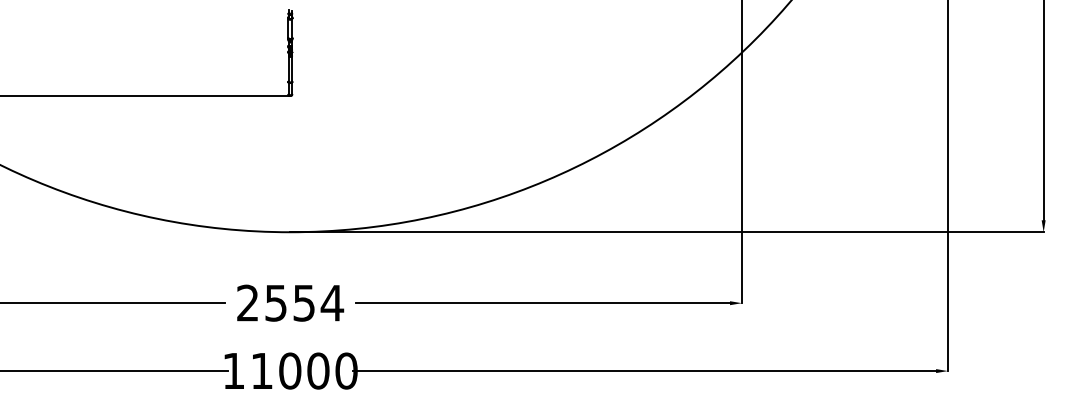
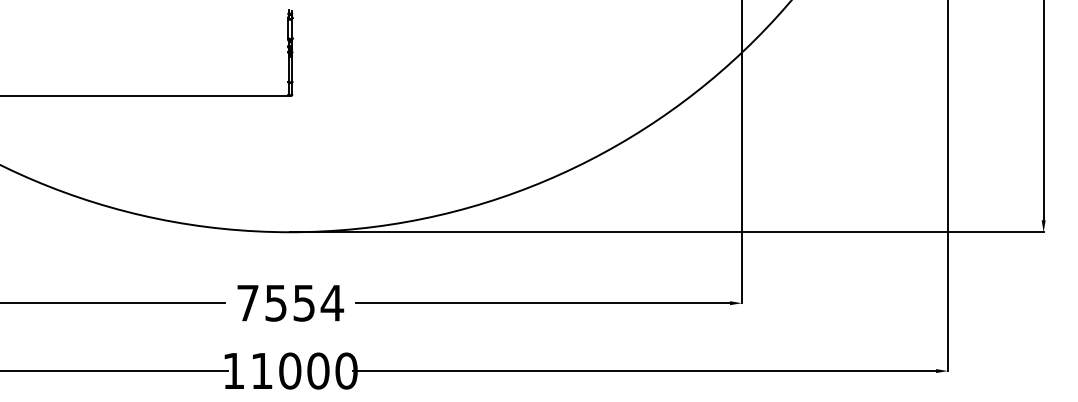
text: 2554 -> 7554 (247, 302)
